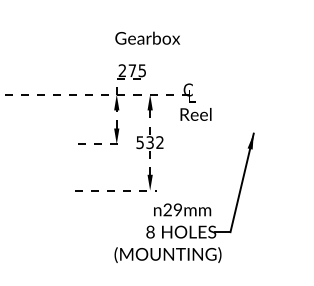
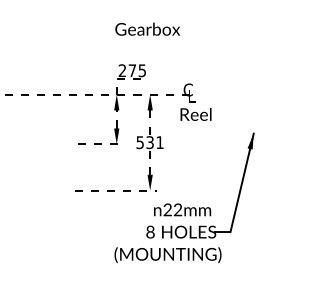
text position: (147, 37) -> (147, 28) (147, 28)
text: 532 -> 531 (159, 142)
text: 29mm -> 22mm (177, 210)
